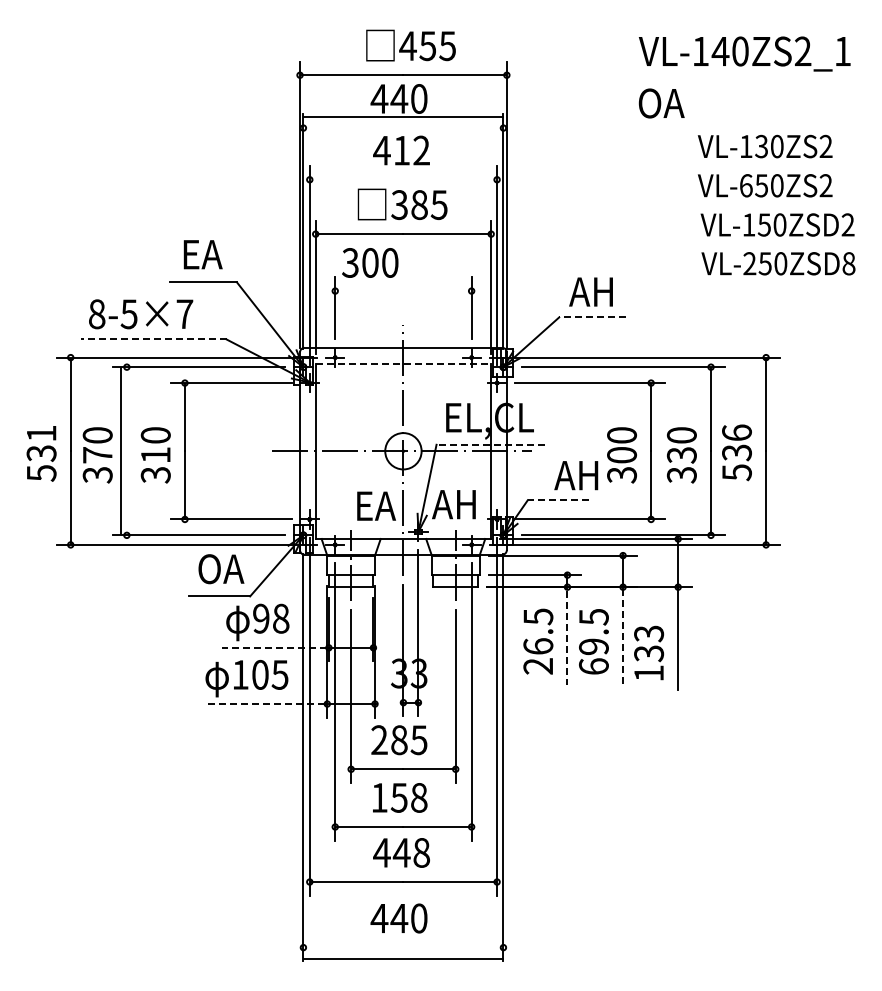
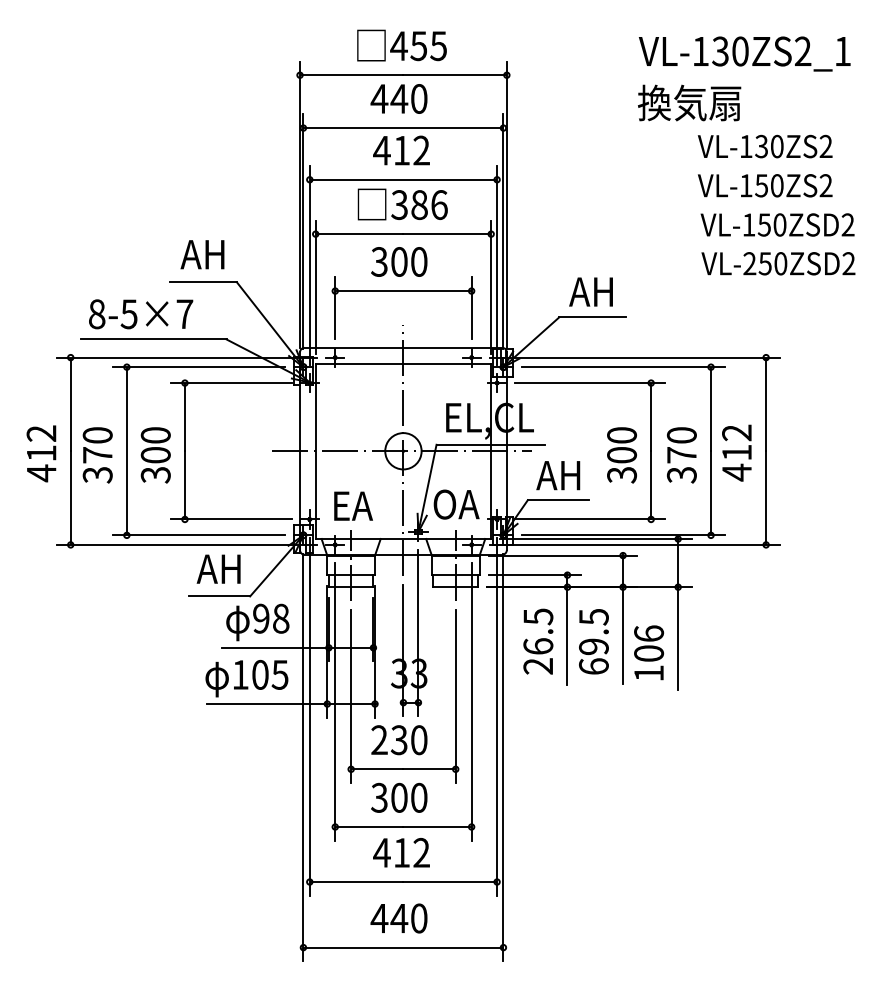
text position: (410, 45) -> (401, 45) (401, 45)
text: VL-140ZS2_1 -> VL-130ZS2_1 (720, 51)
text: OA -> 換気扇 (689, 102)
line position: (403, 117) -> (403, 128) (403, 128)
line: none -> present (403, 179)
text: VL-650ZS2 -> VL-150ZS2 (746, 185)
text: 385 -> 386 (438, 205)
text: EA -> AH (202, 254)
text position: (370, 262) -> (399, 261) (399, 261)
text: VL-250ZSD8 -> VL-250ZSD2 (848, 263)
line: none -> present (403, 291)
line: dashed -> solid (591, 317)
line: dashed -> solid (153, 339)
line: dashed -> solid (403, 363)
line: dashed -> solid (490, 444)
line position: (120, 451) -> (126, 451) (126, 451)
text: 536 -> 412 (736, 452)
text: 531 -> 412 (41, 453)
text: 310 -> 300 (155, 455)
text: 330 -> 370 (681, 455)
text position: (576, 475) -> (558, 475) (558, 475)
line: dashed -> solid (557, 500)
text: AH -> OA (455, 504)
text position: (376, 505) -> (353, 505) (353, 505)
text: OA -> AH (220, 569)
line: dashed -> solid (623, 636)
line: dashed -> solid (567, 638)
text: 133 -> 106 (649, 643)
line: dashed -> solid (274, 647)
line: dashed -> solid (265, 704)
text: 285 -> 230 (408, 740)
text: 158 -> 300 (399, 797)
text: 448 -> 412 (411, 852)
line position: (403, 958) -> (403, 947) (403, 947)
